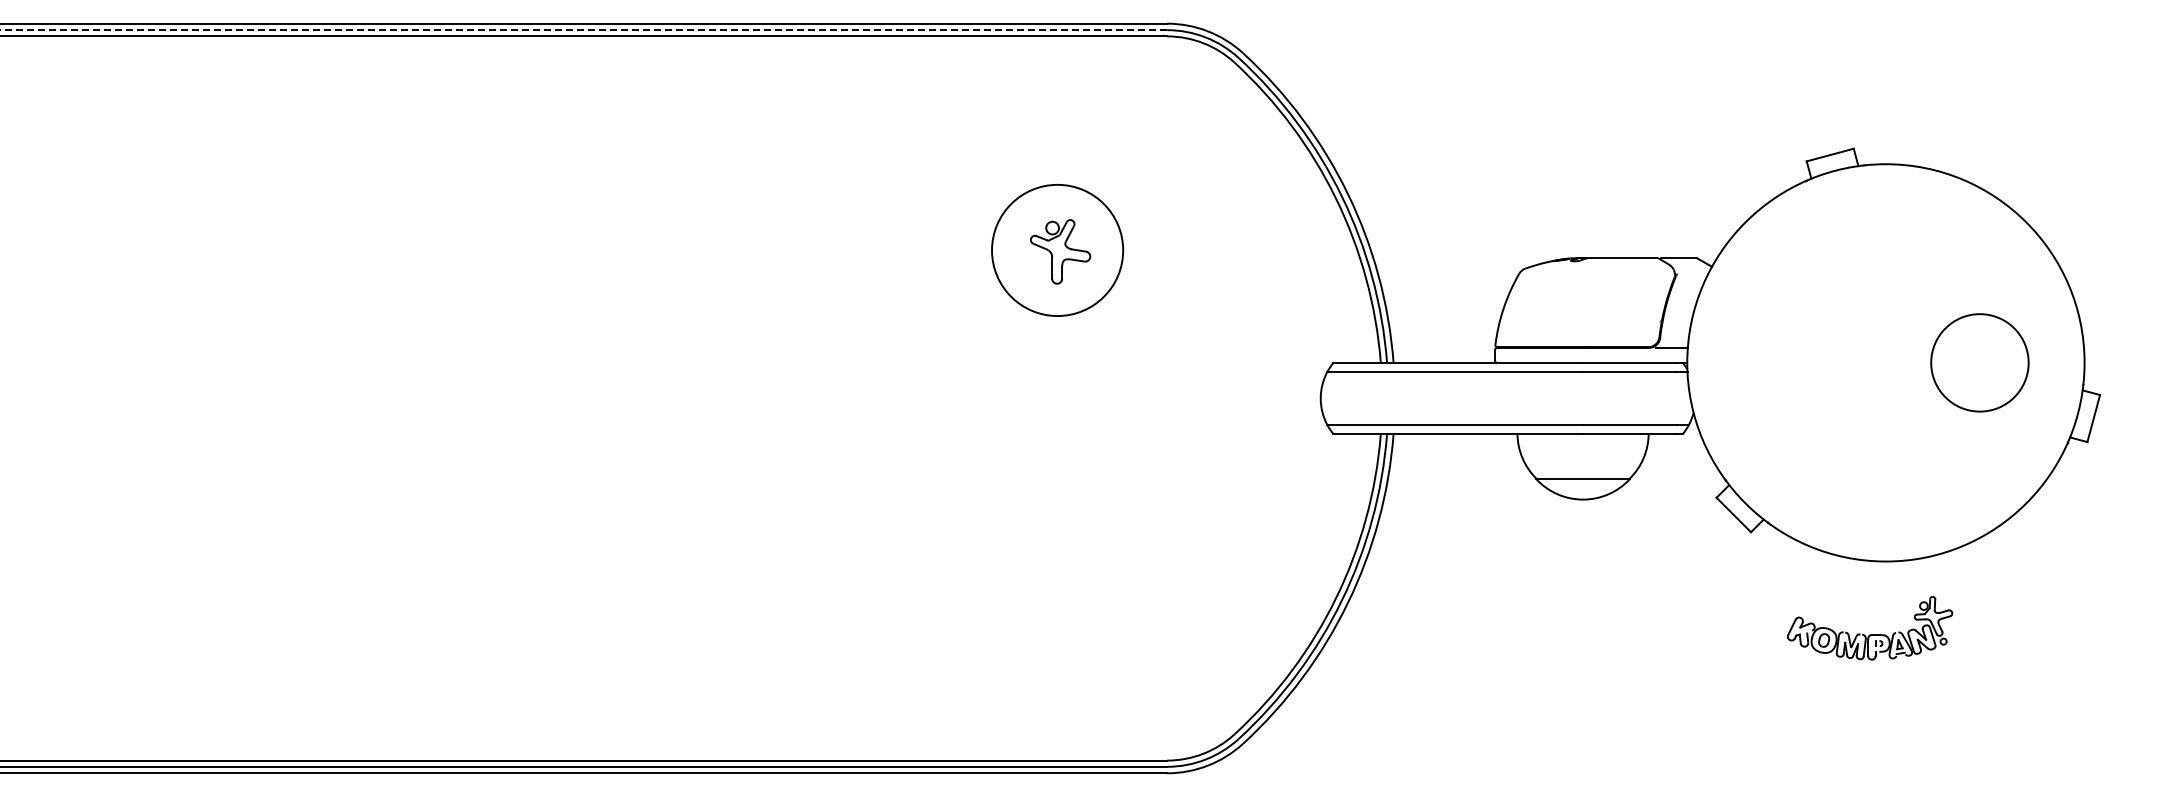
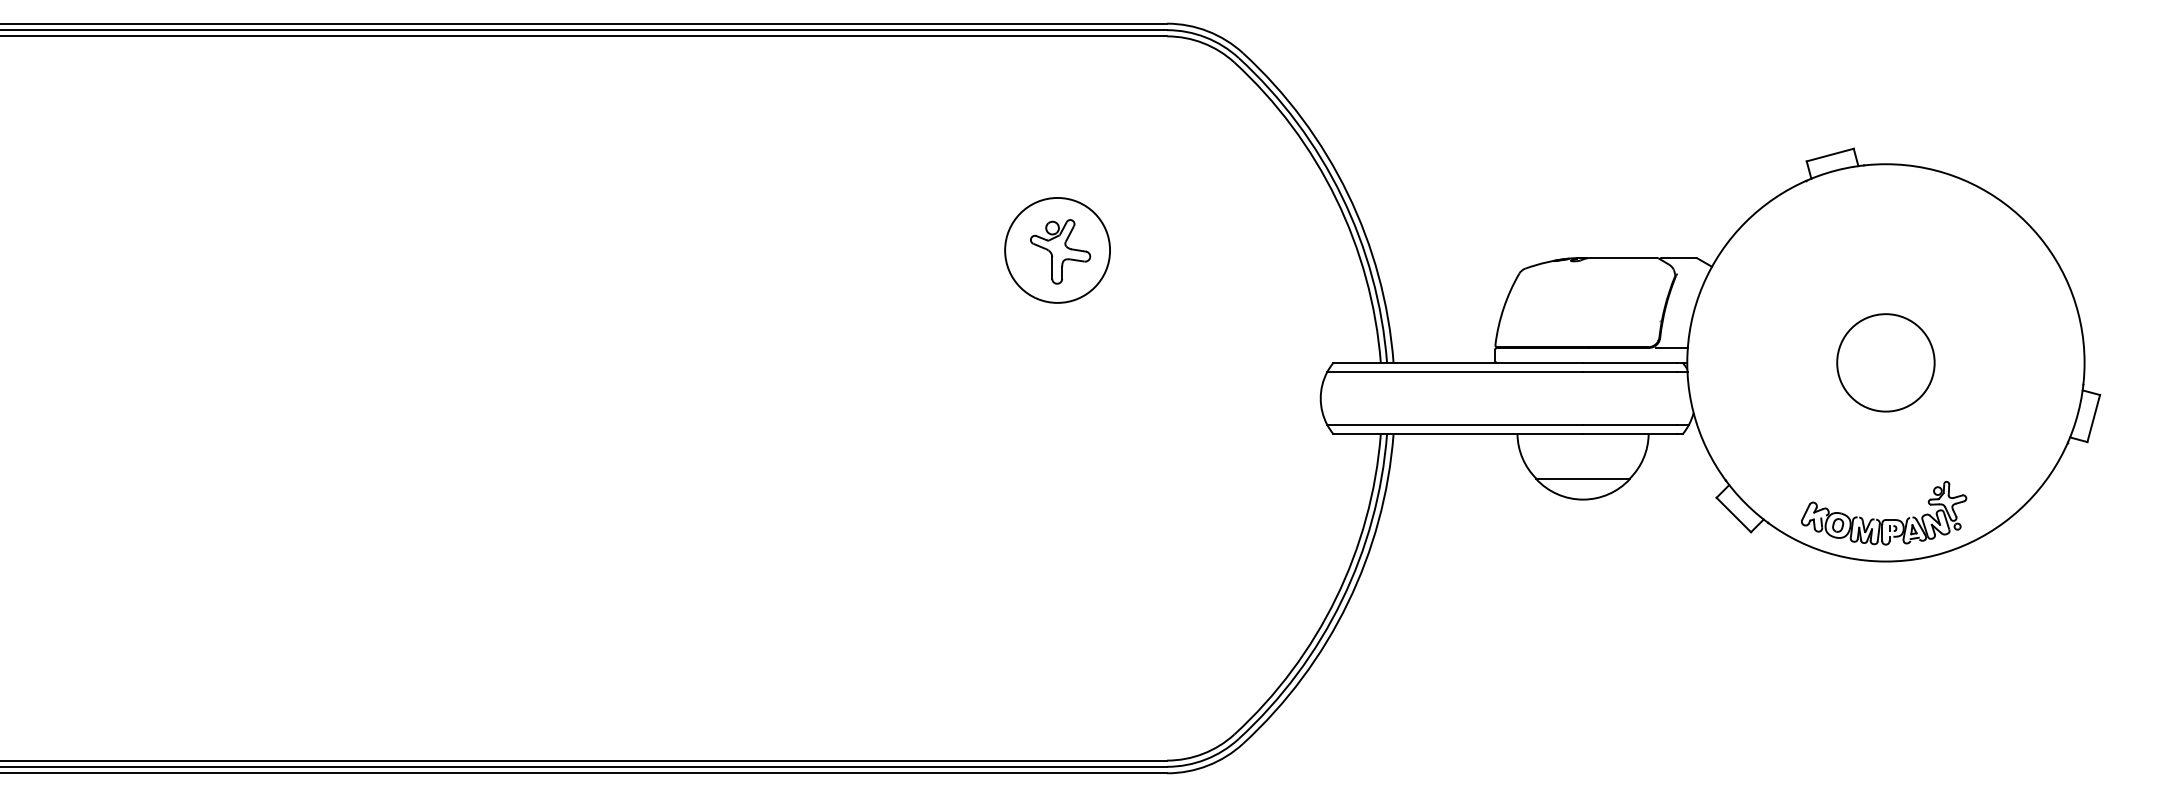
line: dashed -> solid (583, 30)
circle diameter: 131 px -> 105 px (1057, 249)
circle position: (1979, 362) -> (1885, 362) (1885, 362)
part position: (1870, 628) -> (1884, 513) (1884, 513)
